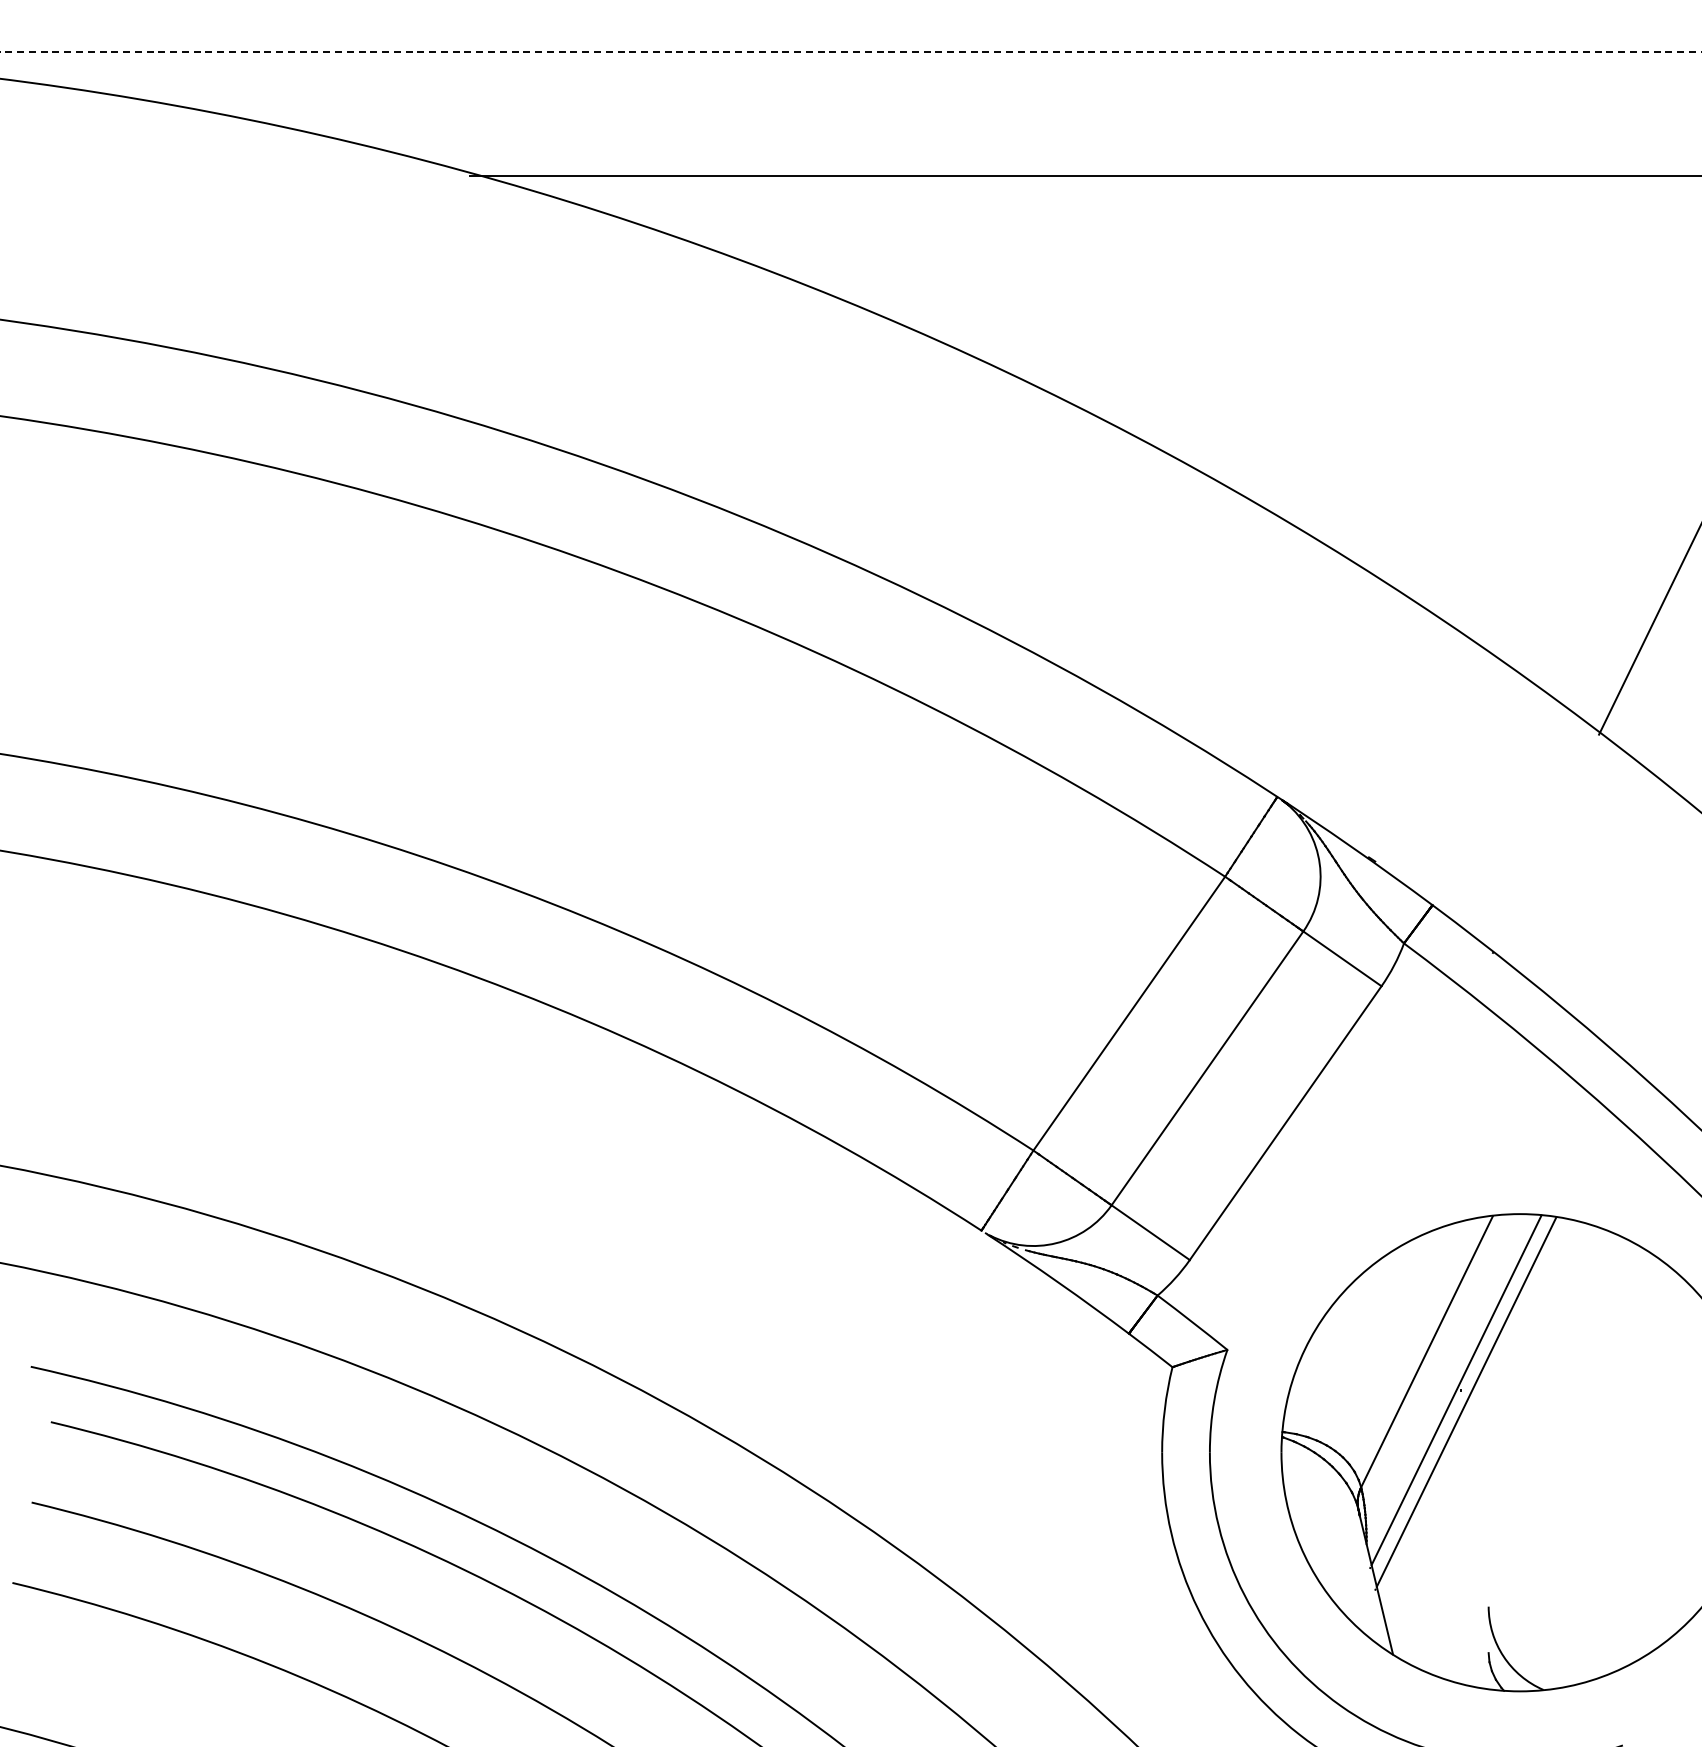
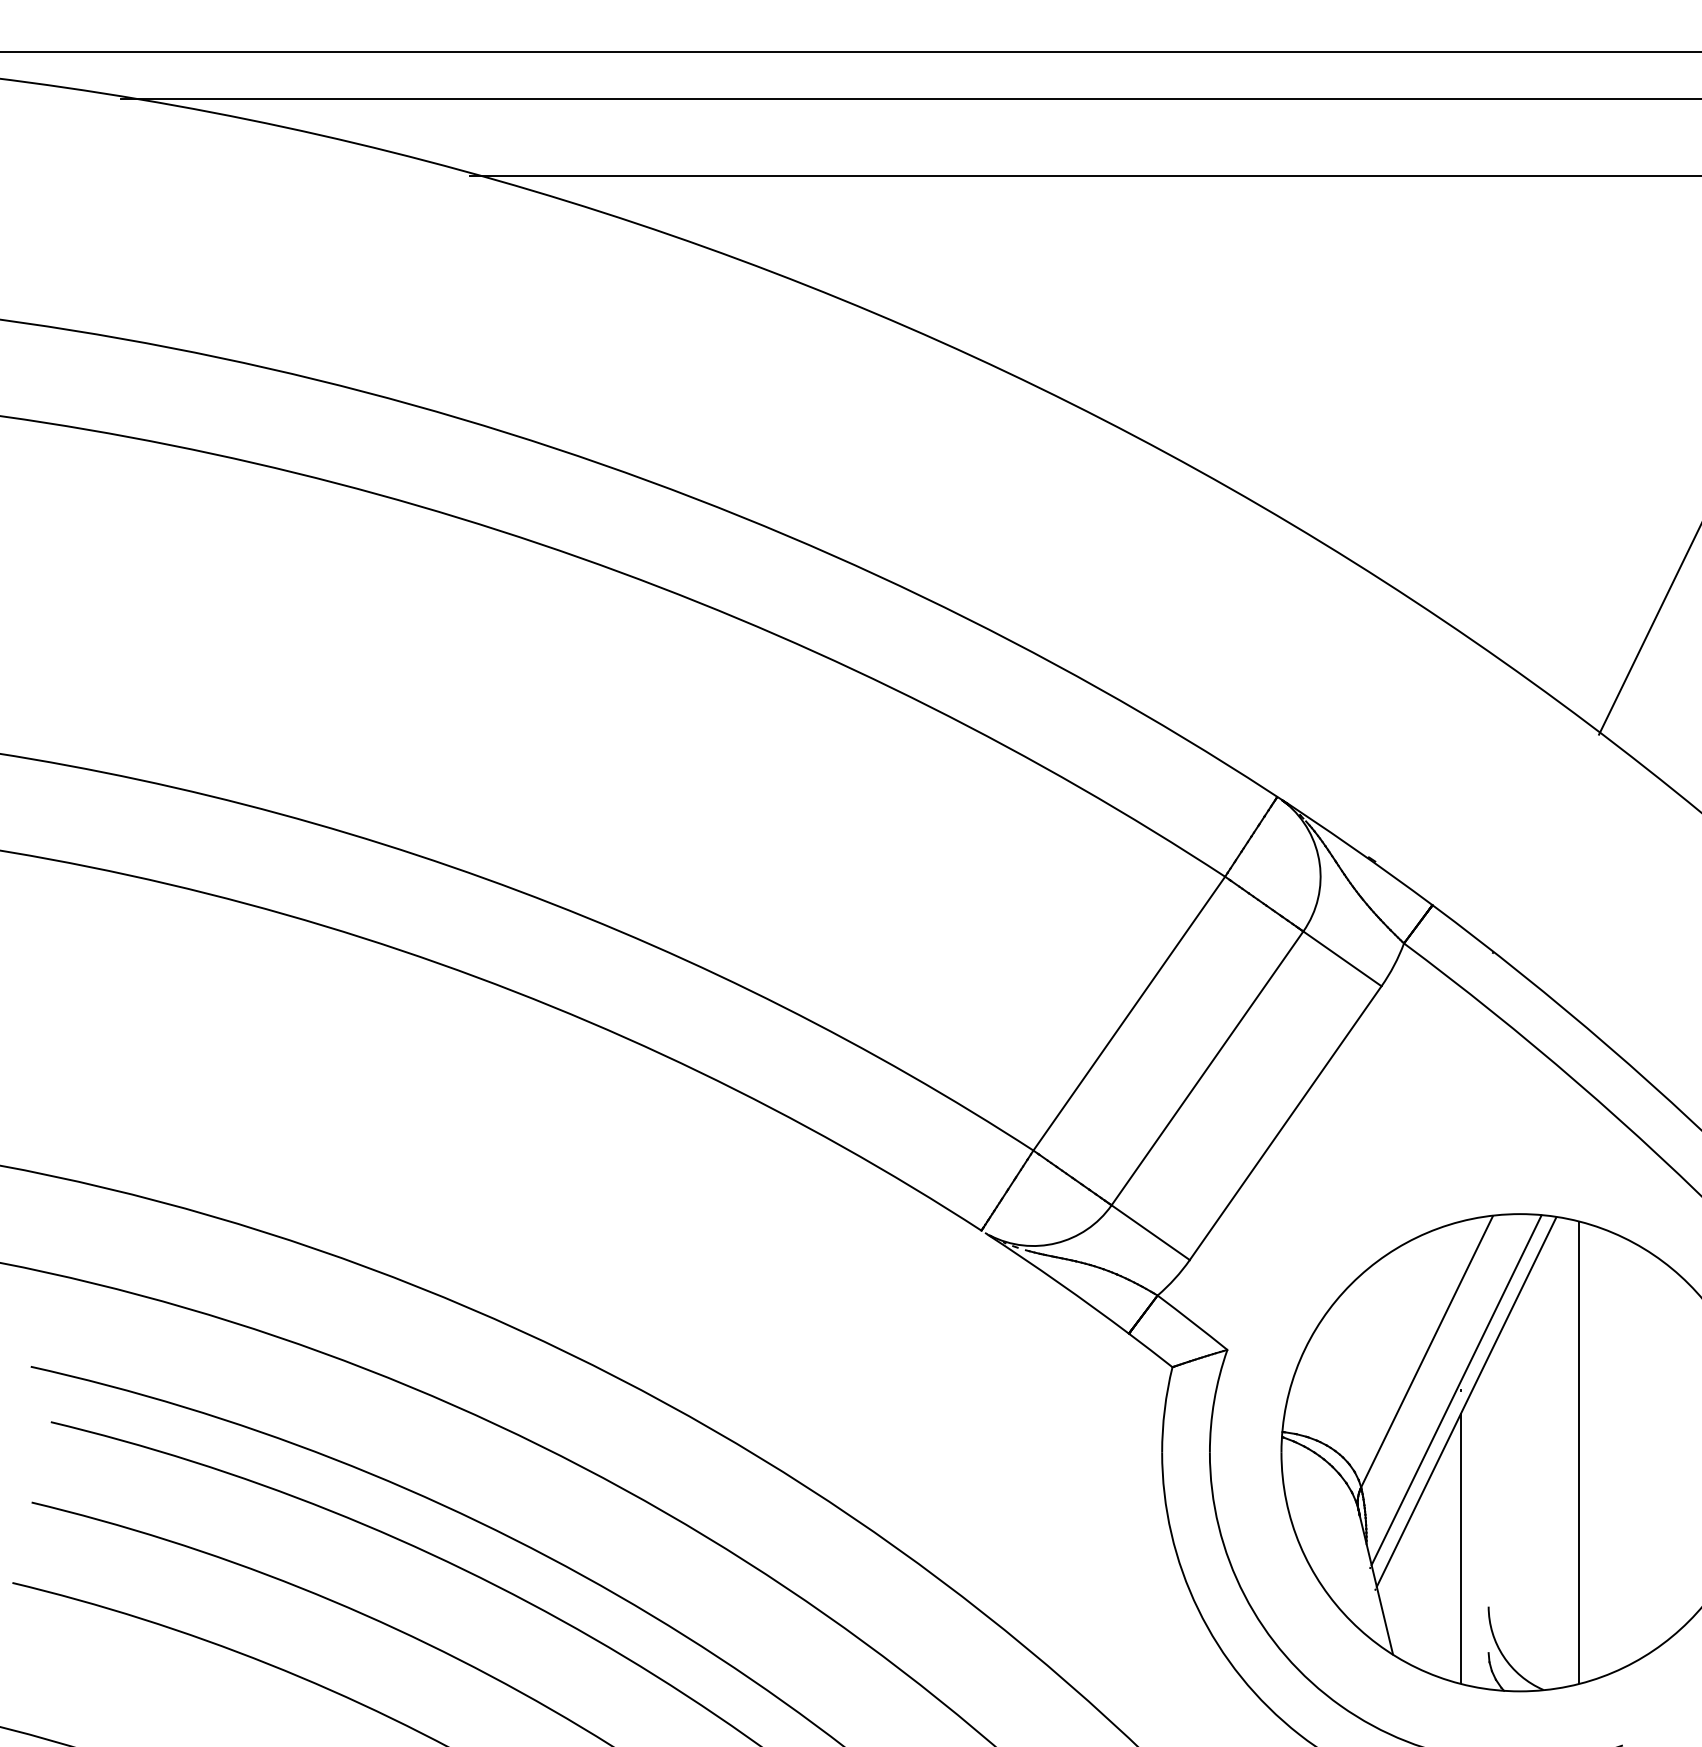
line: dashed -> solid (851, 52)
line: none -> present (909, 98)
line: none -> present (1579, 1452)
line: none -> present (1460, 1548)
